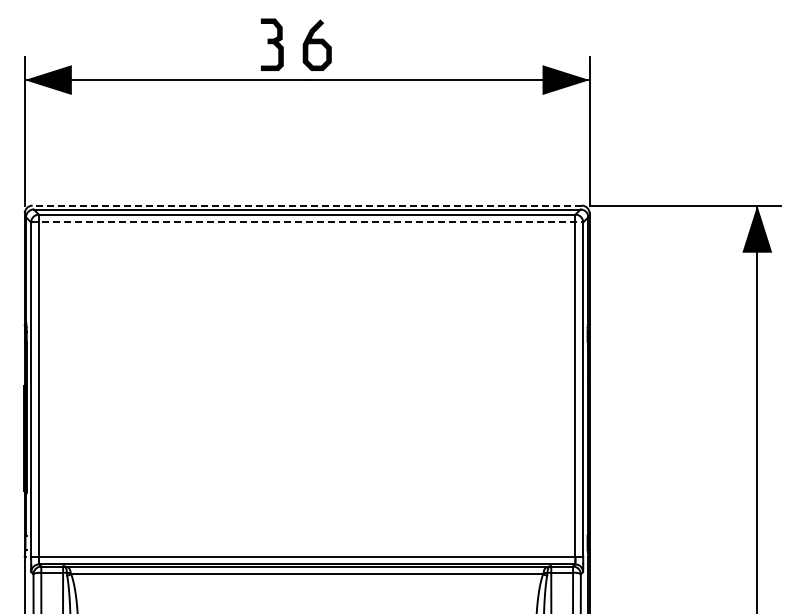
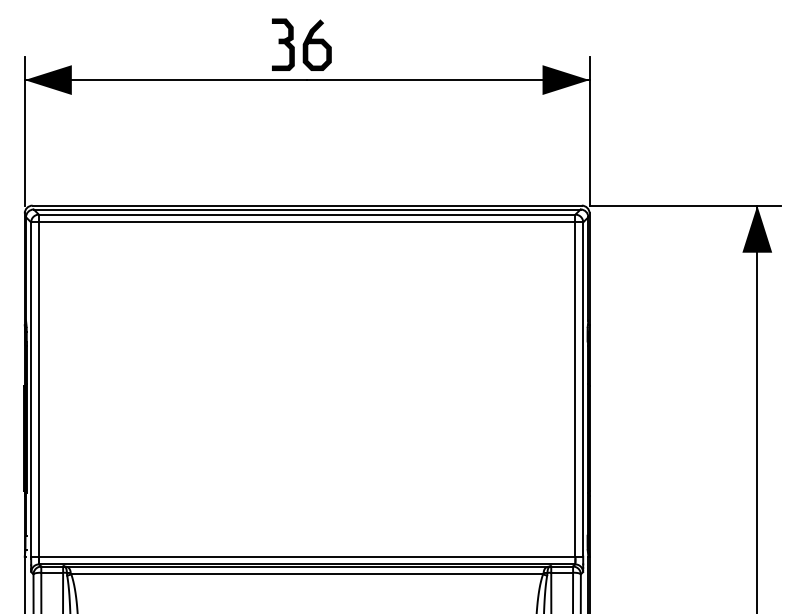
part position: (272, 44) -> (283, 44) (283, 44)
line: dashed -> solid (307, 205)
line: dashed -> solid (307, 222)
